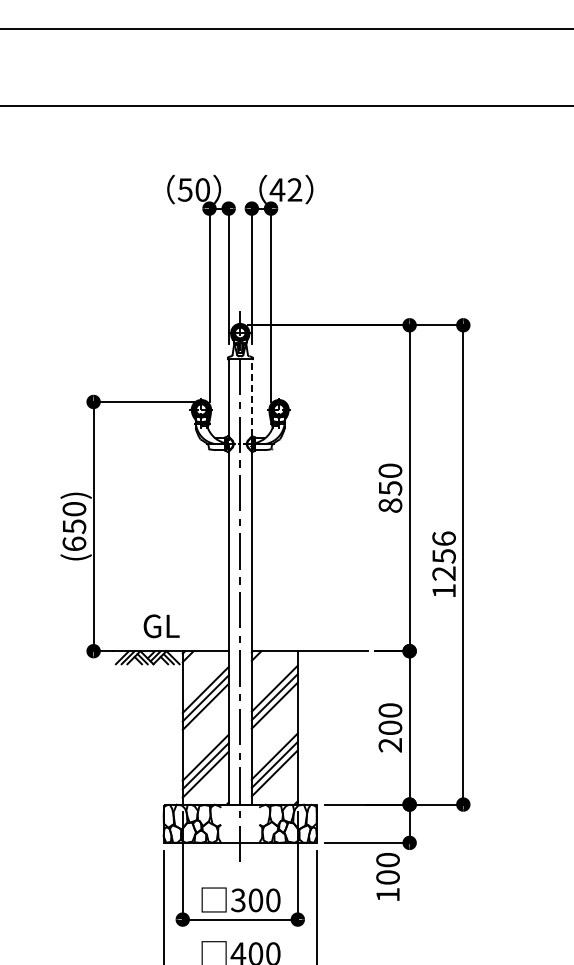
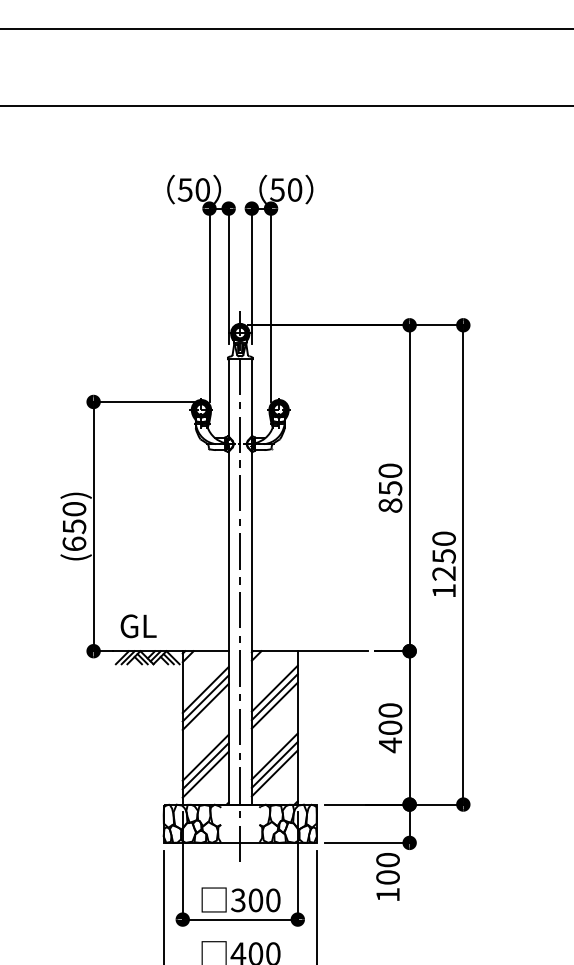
text: 42 -> 50 (285, 189)
line: dashed -> solid (251, 397)
text: 1256 -> 1250 (443, 538)
text position: (161, 626) -> (138, 626) (138, 626)
text: 200 -> 400 (389, 745)
